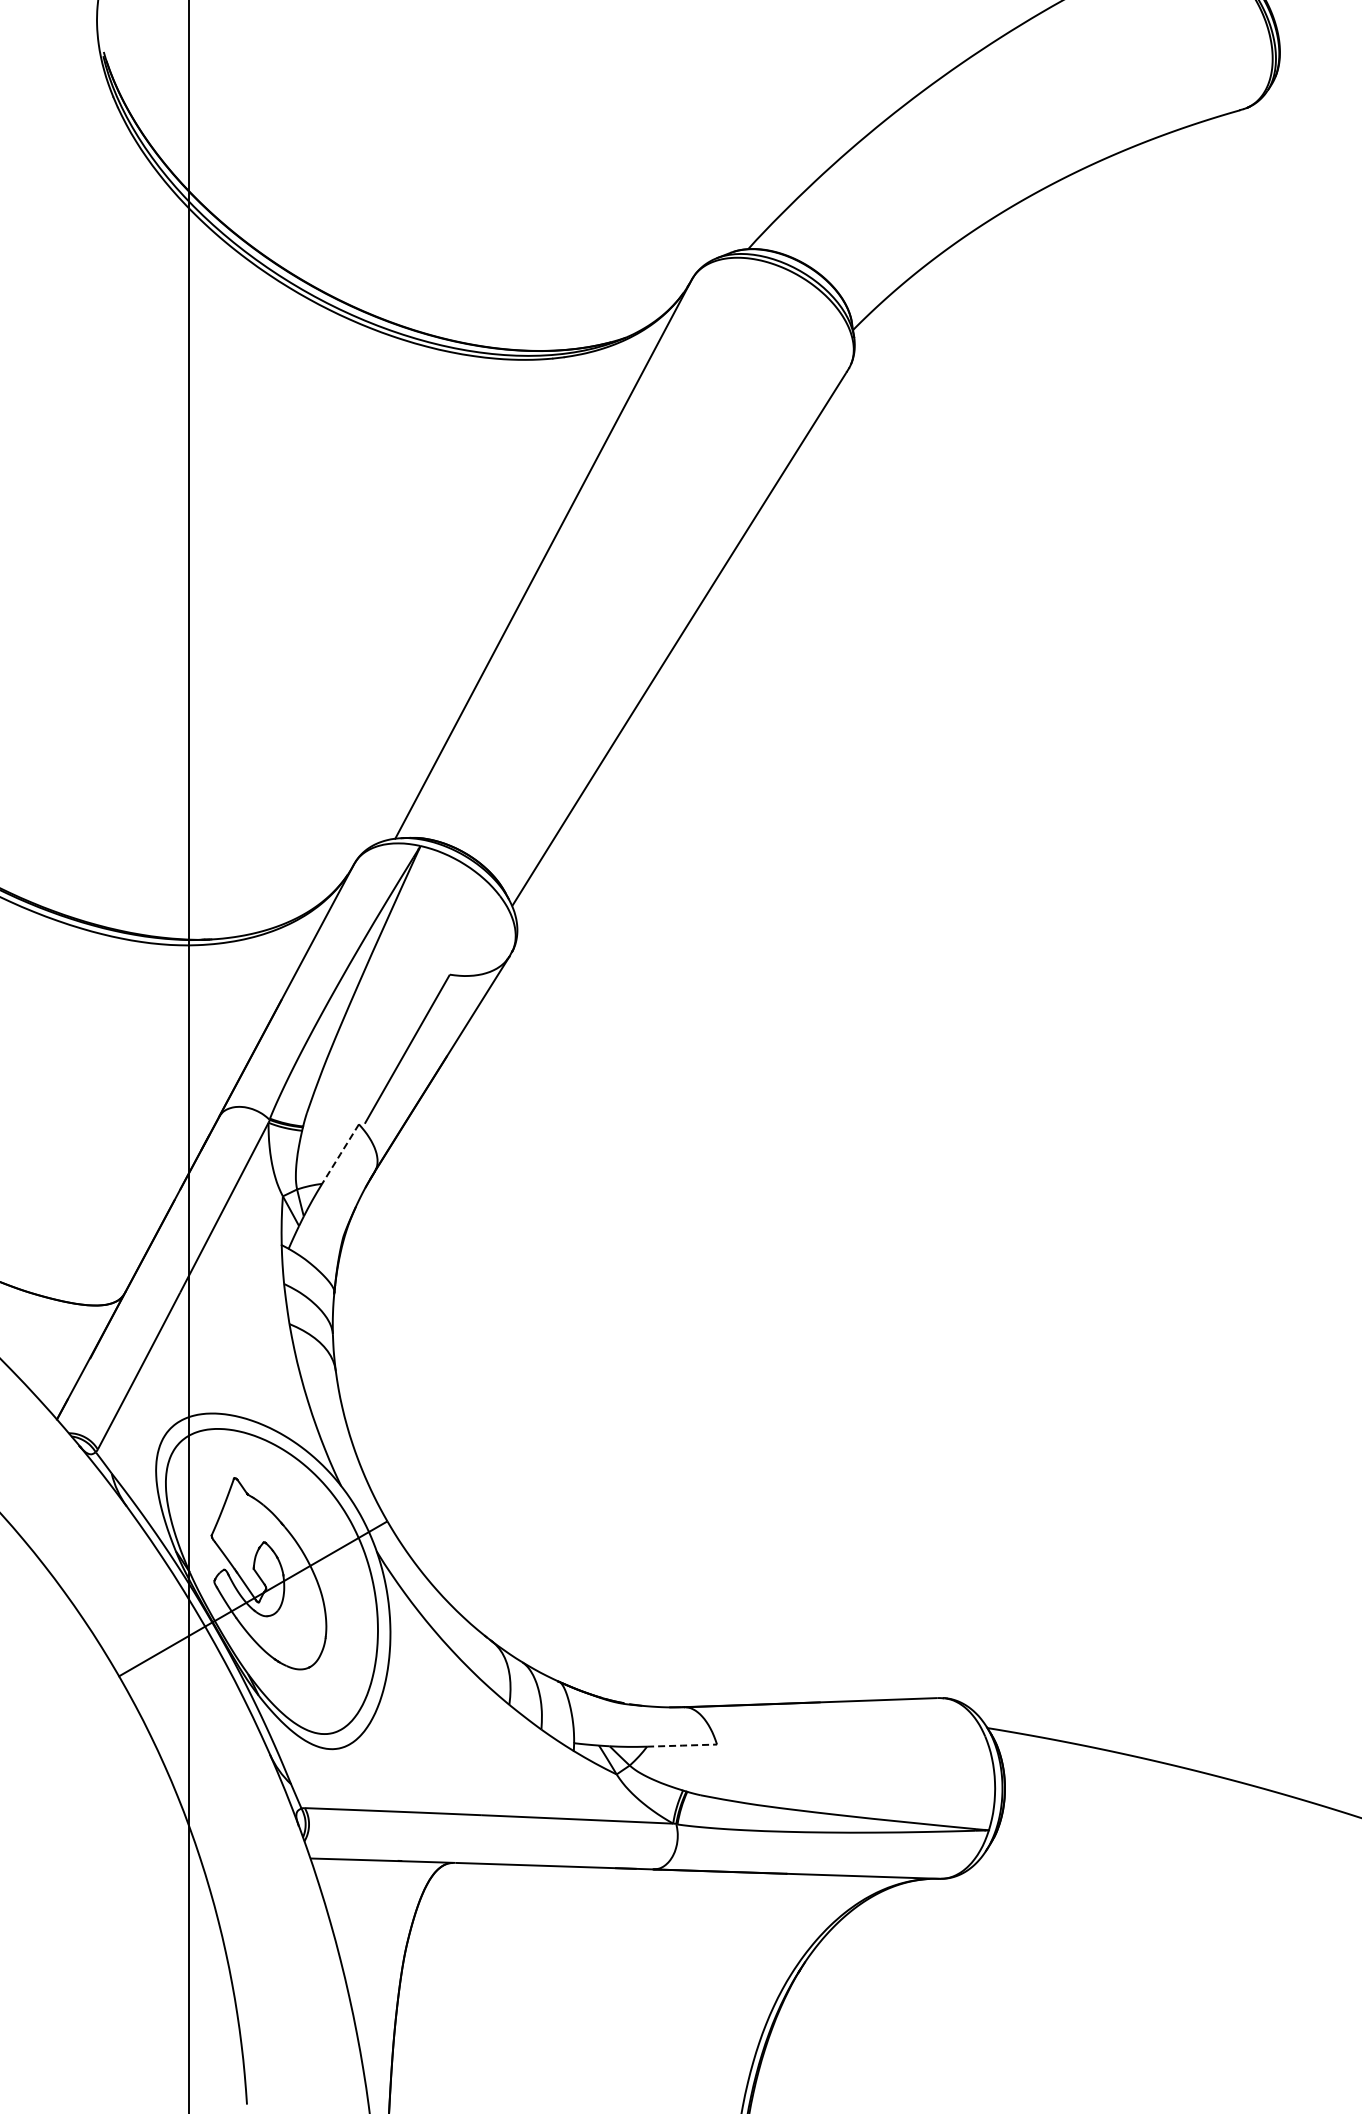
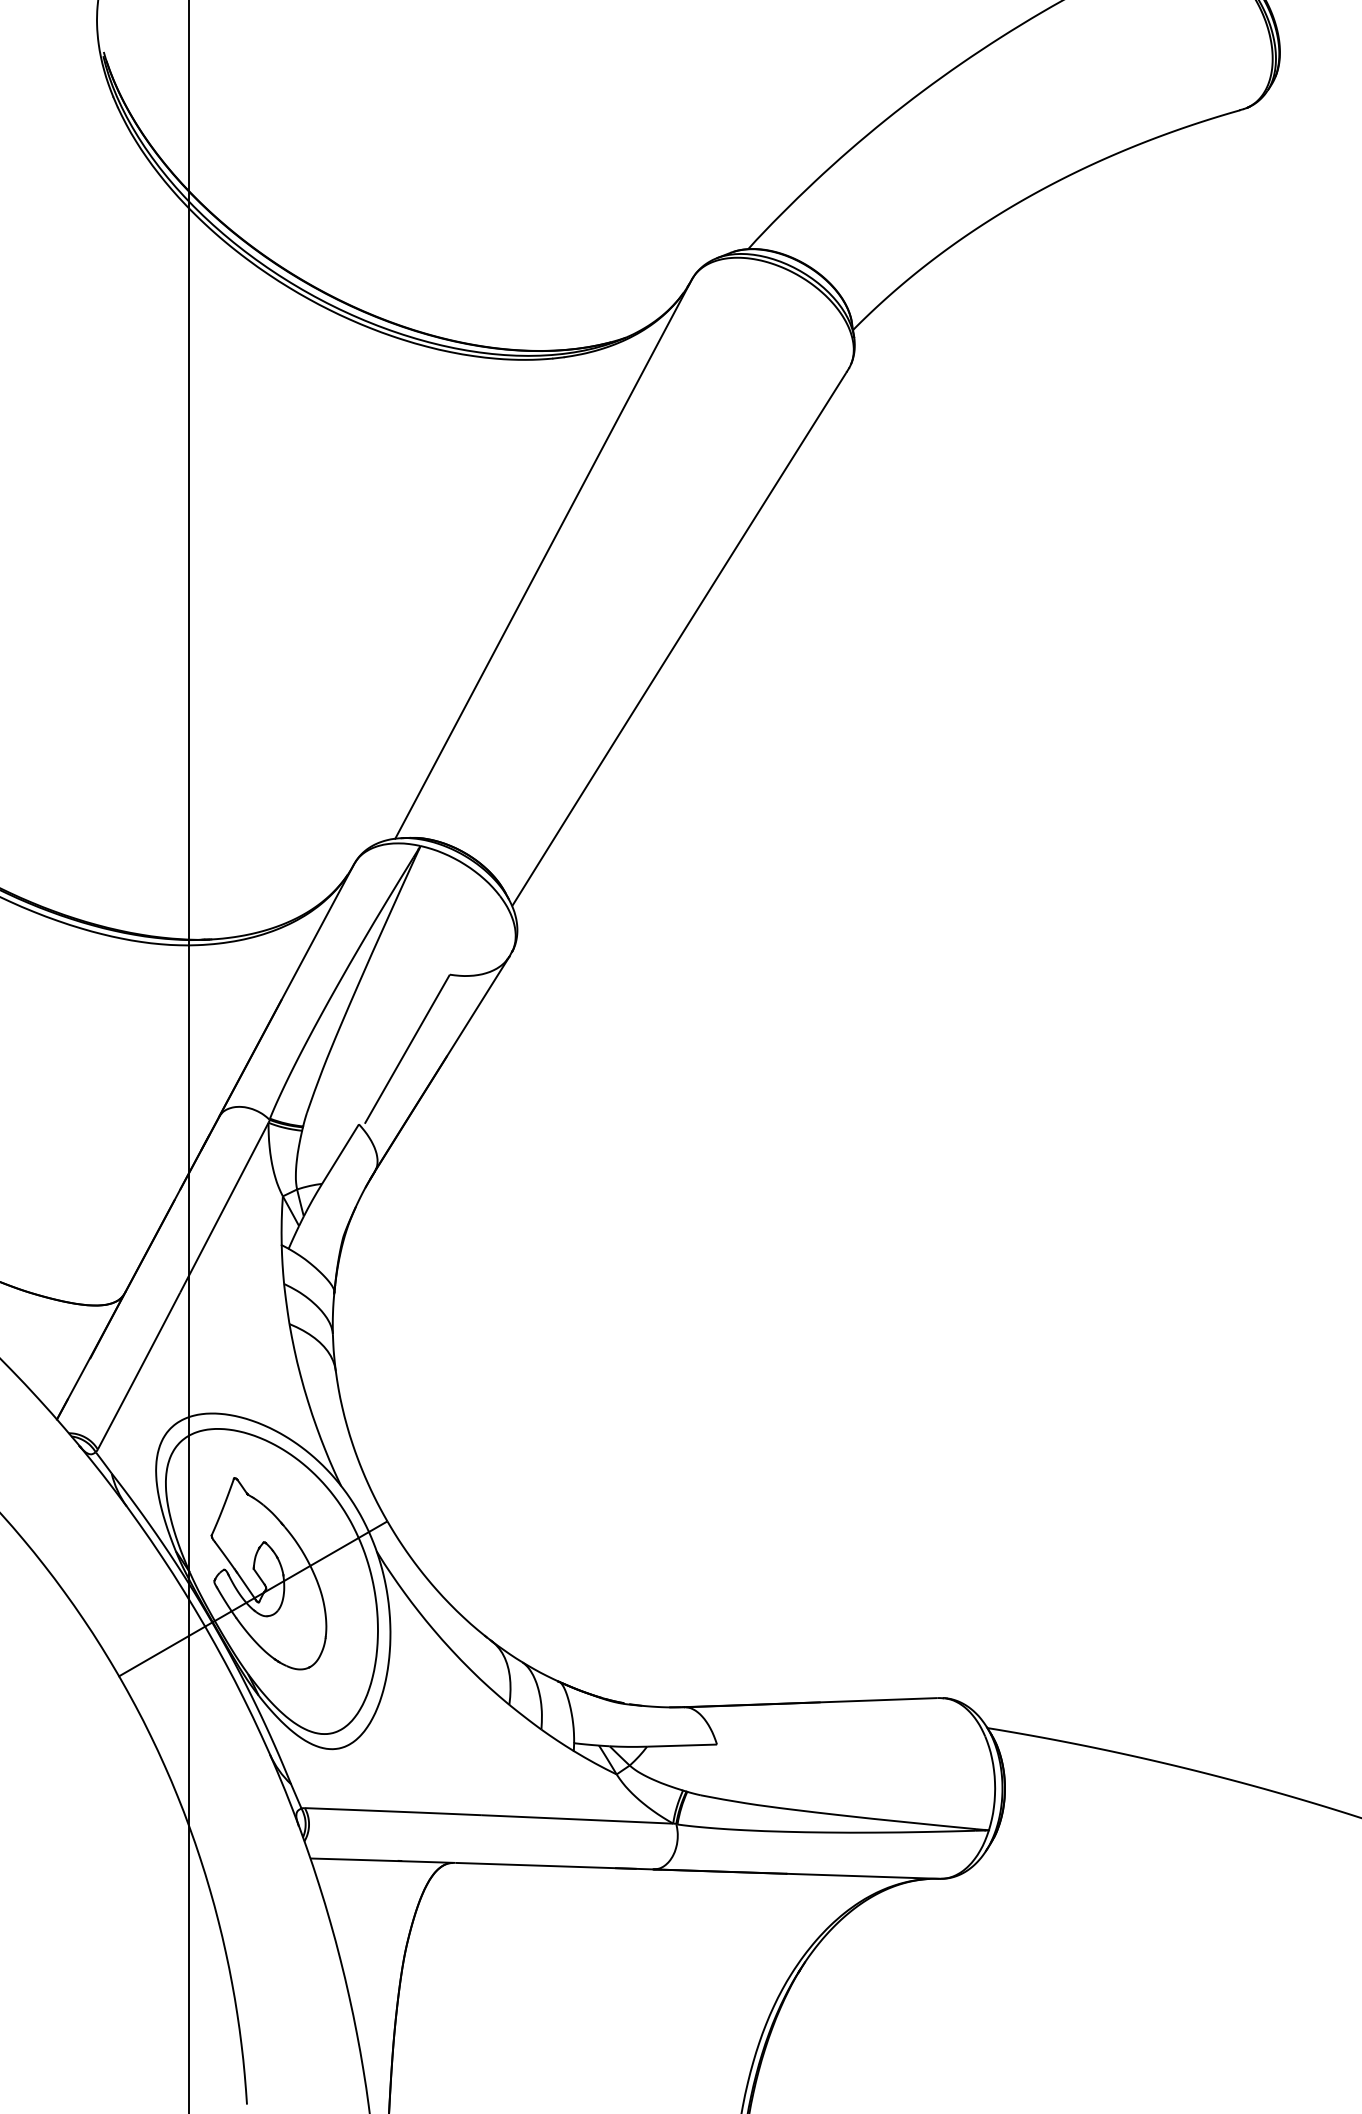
line: dashed -> solid (340, 1154)
line: dashed -> solid (682, 1745)
